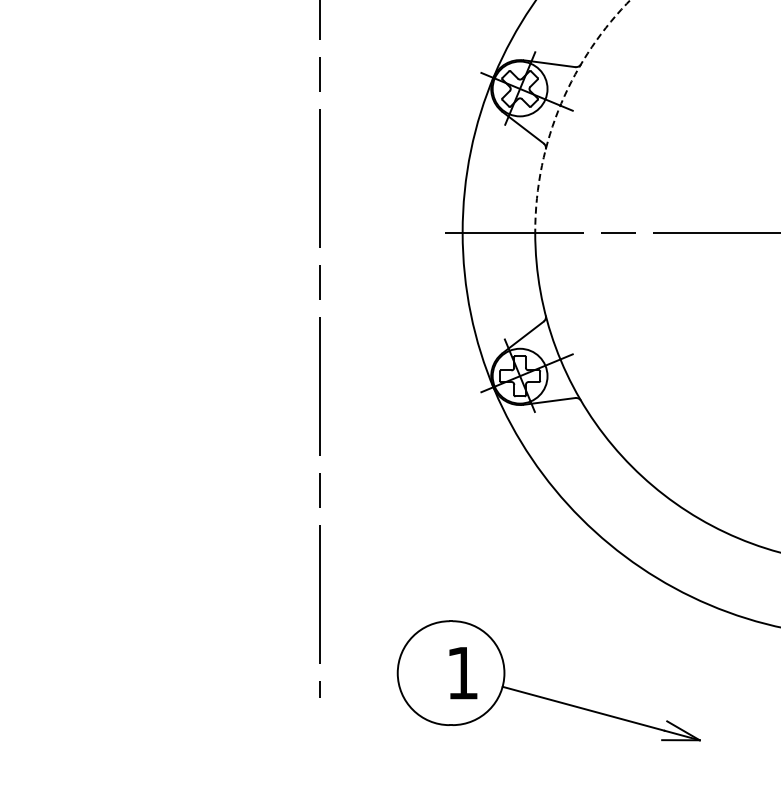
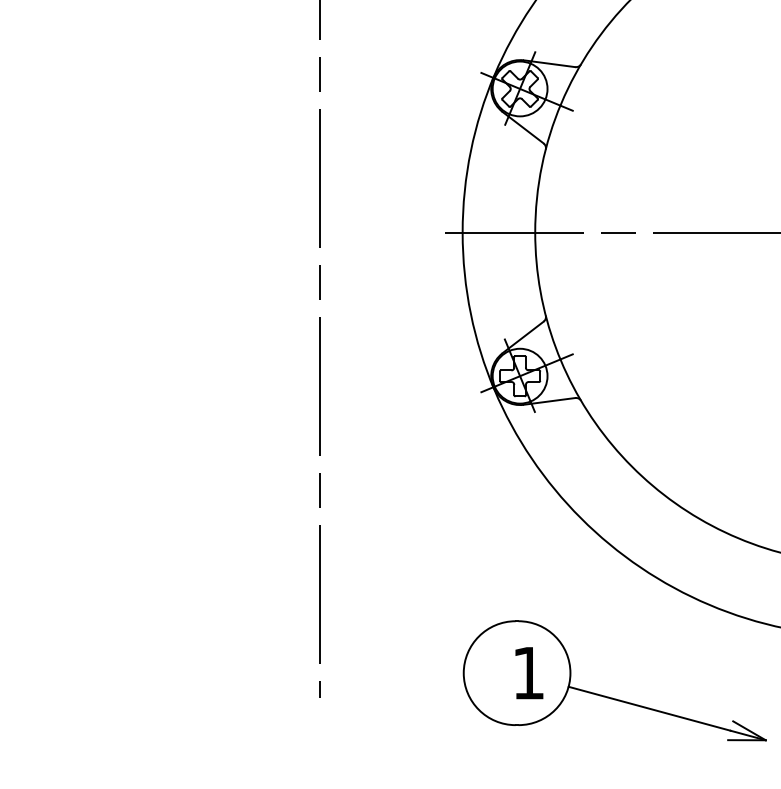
arc: dashed -> solid (559, 107)
part position: (542, 696) -> (608, 696) (608, 696)
